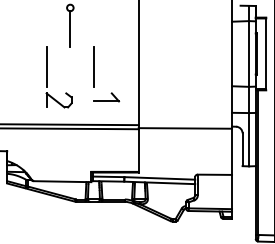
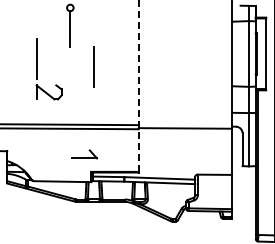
part position: (47, 77) -> (37, 69) (37, 69)
line: solid -> dashed (138, 85)
part position: (106, 97) -> (84, 154) (84, 154)
